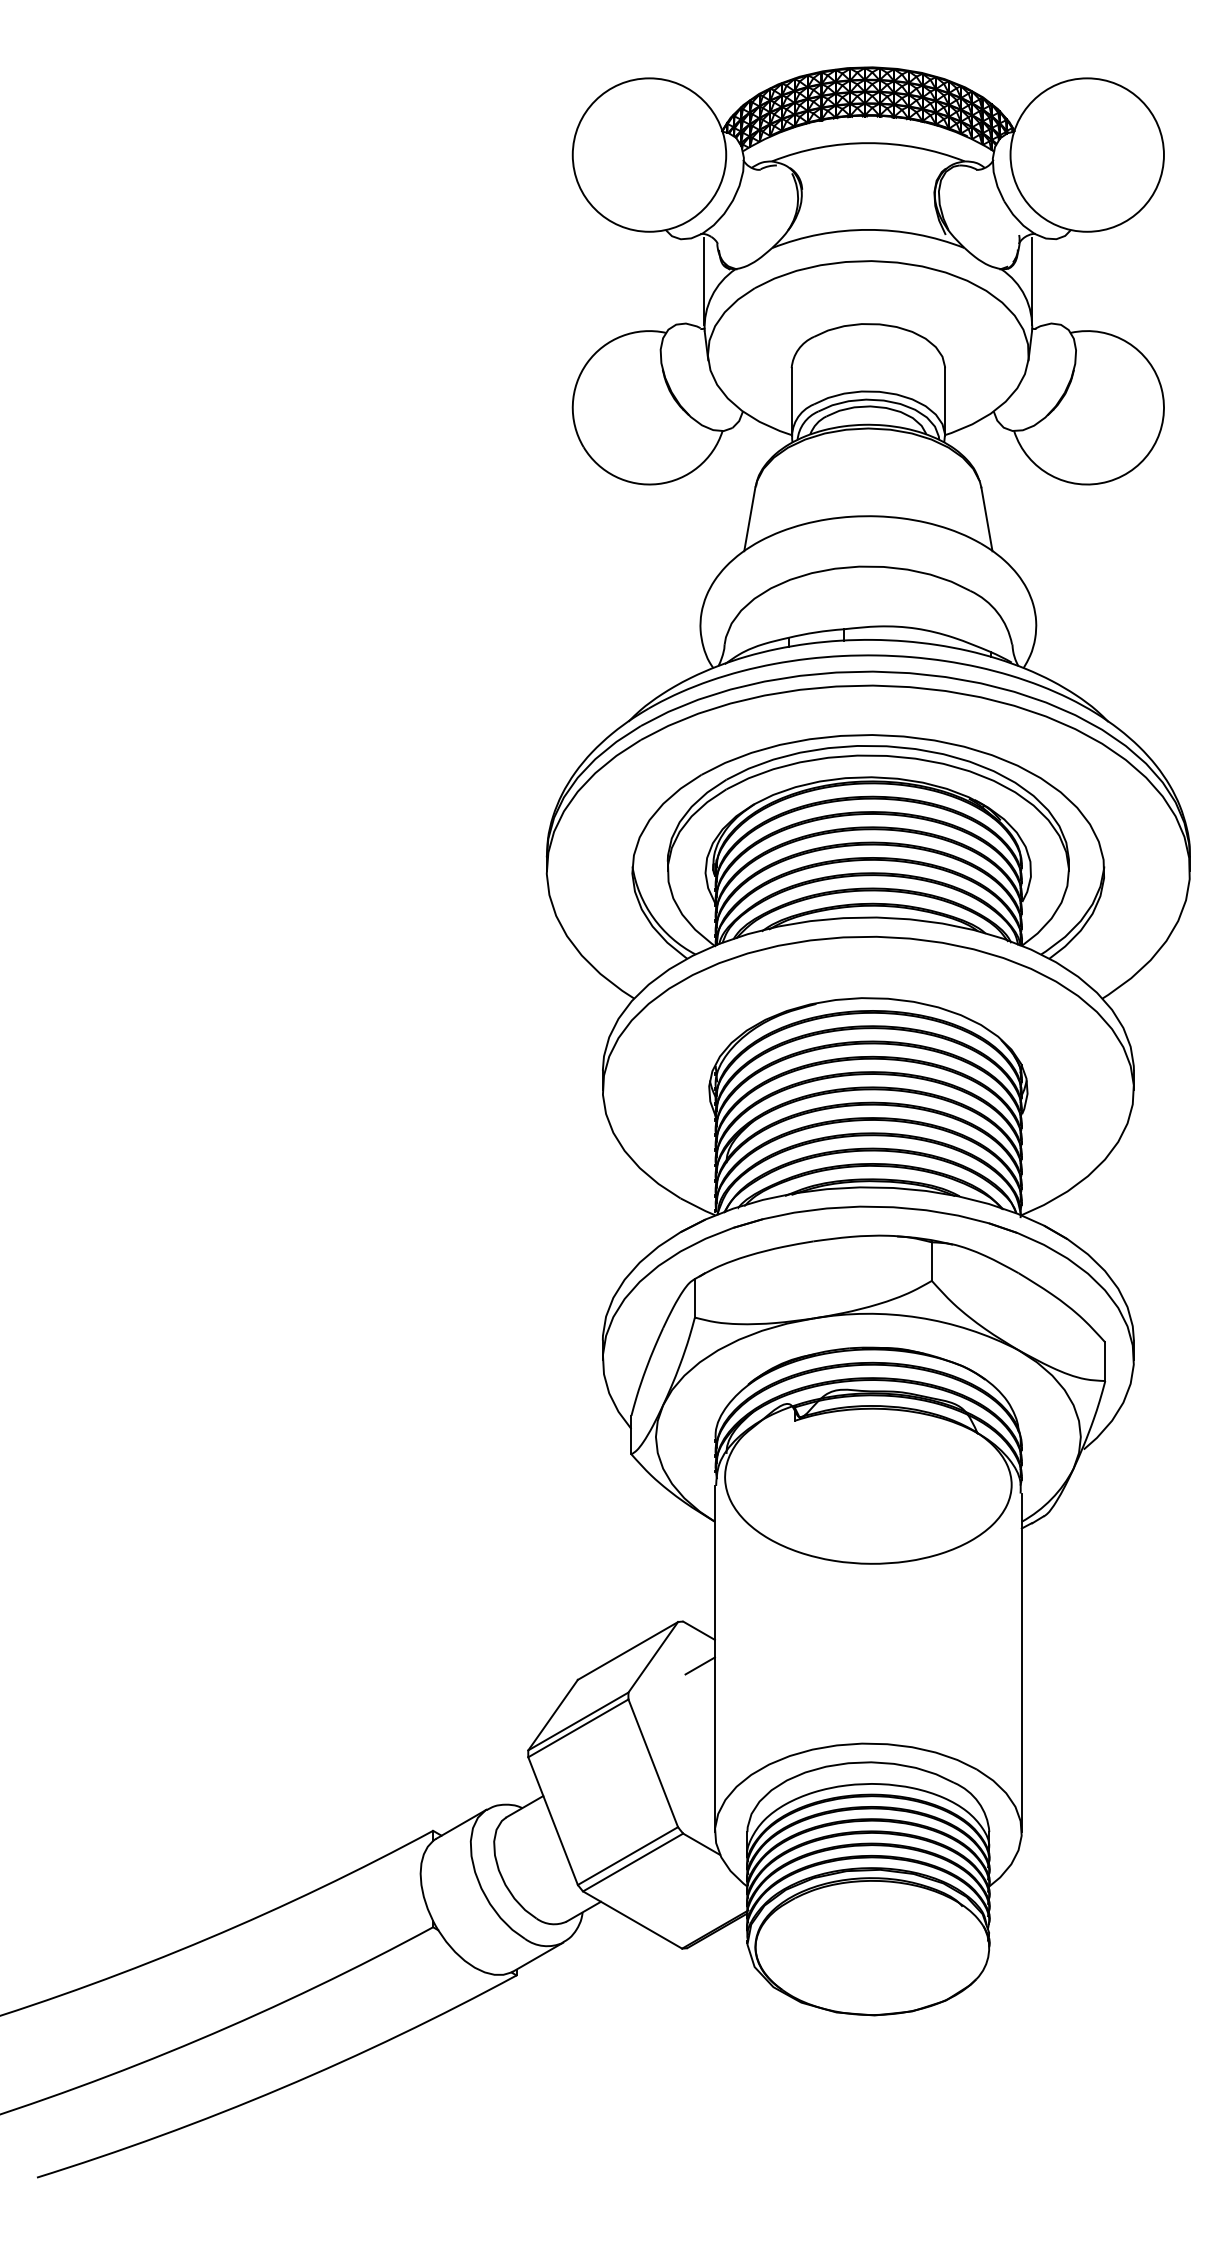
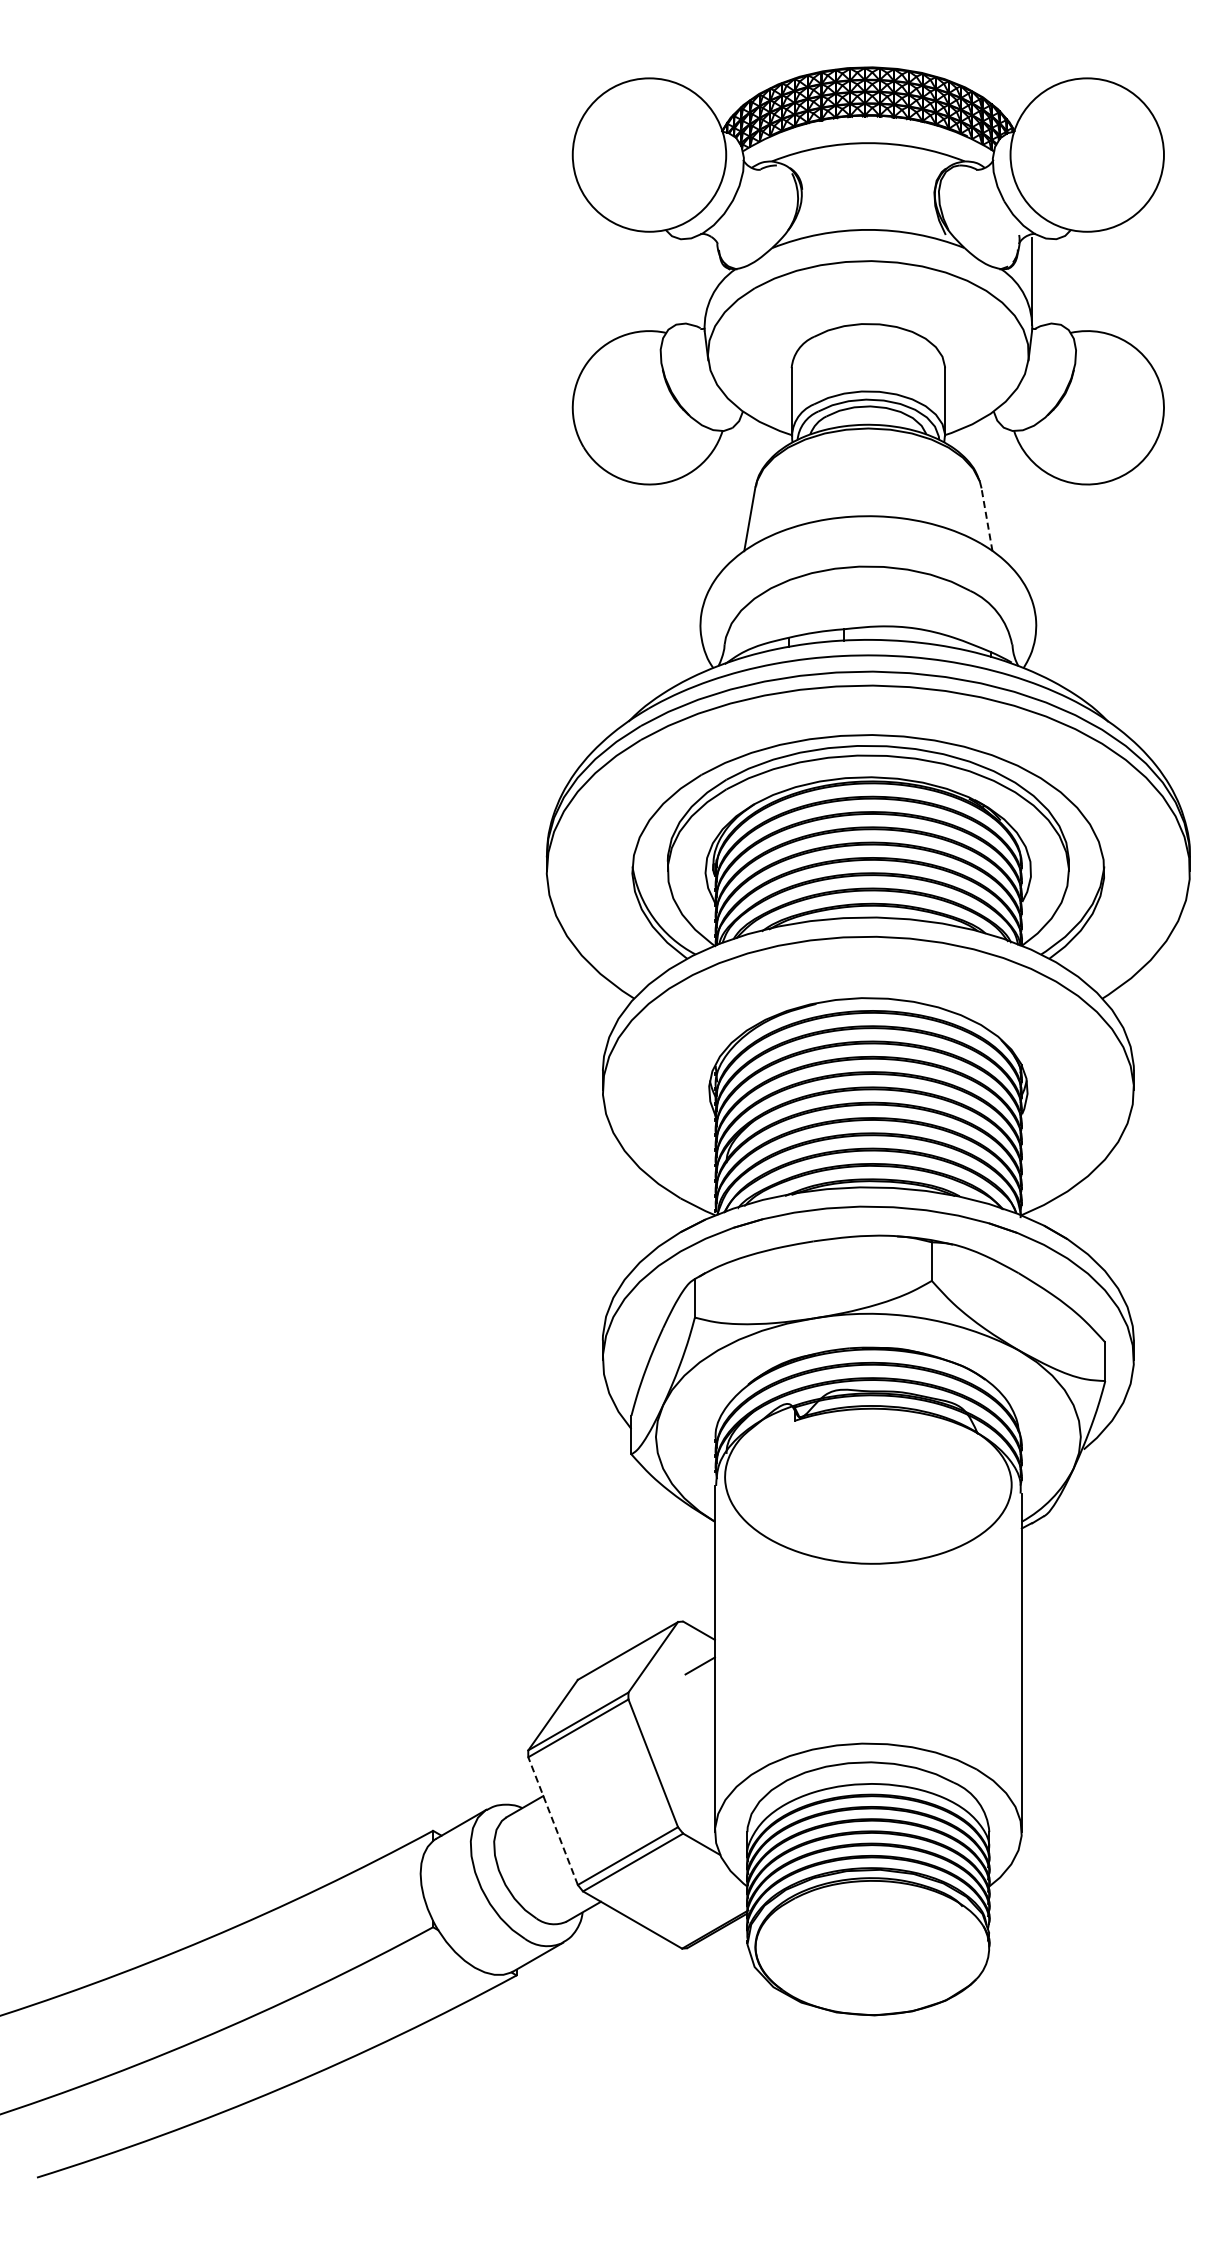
line: present -> none (704, 281)
line: solid -> dashed (986, 518)
line: solid -> dashed (552, 1820)
